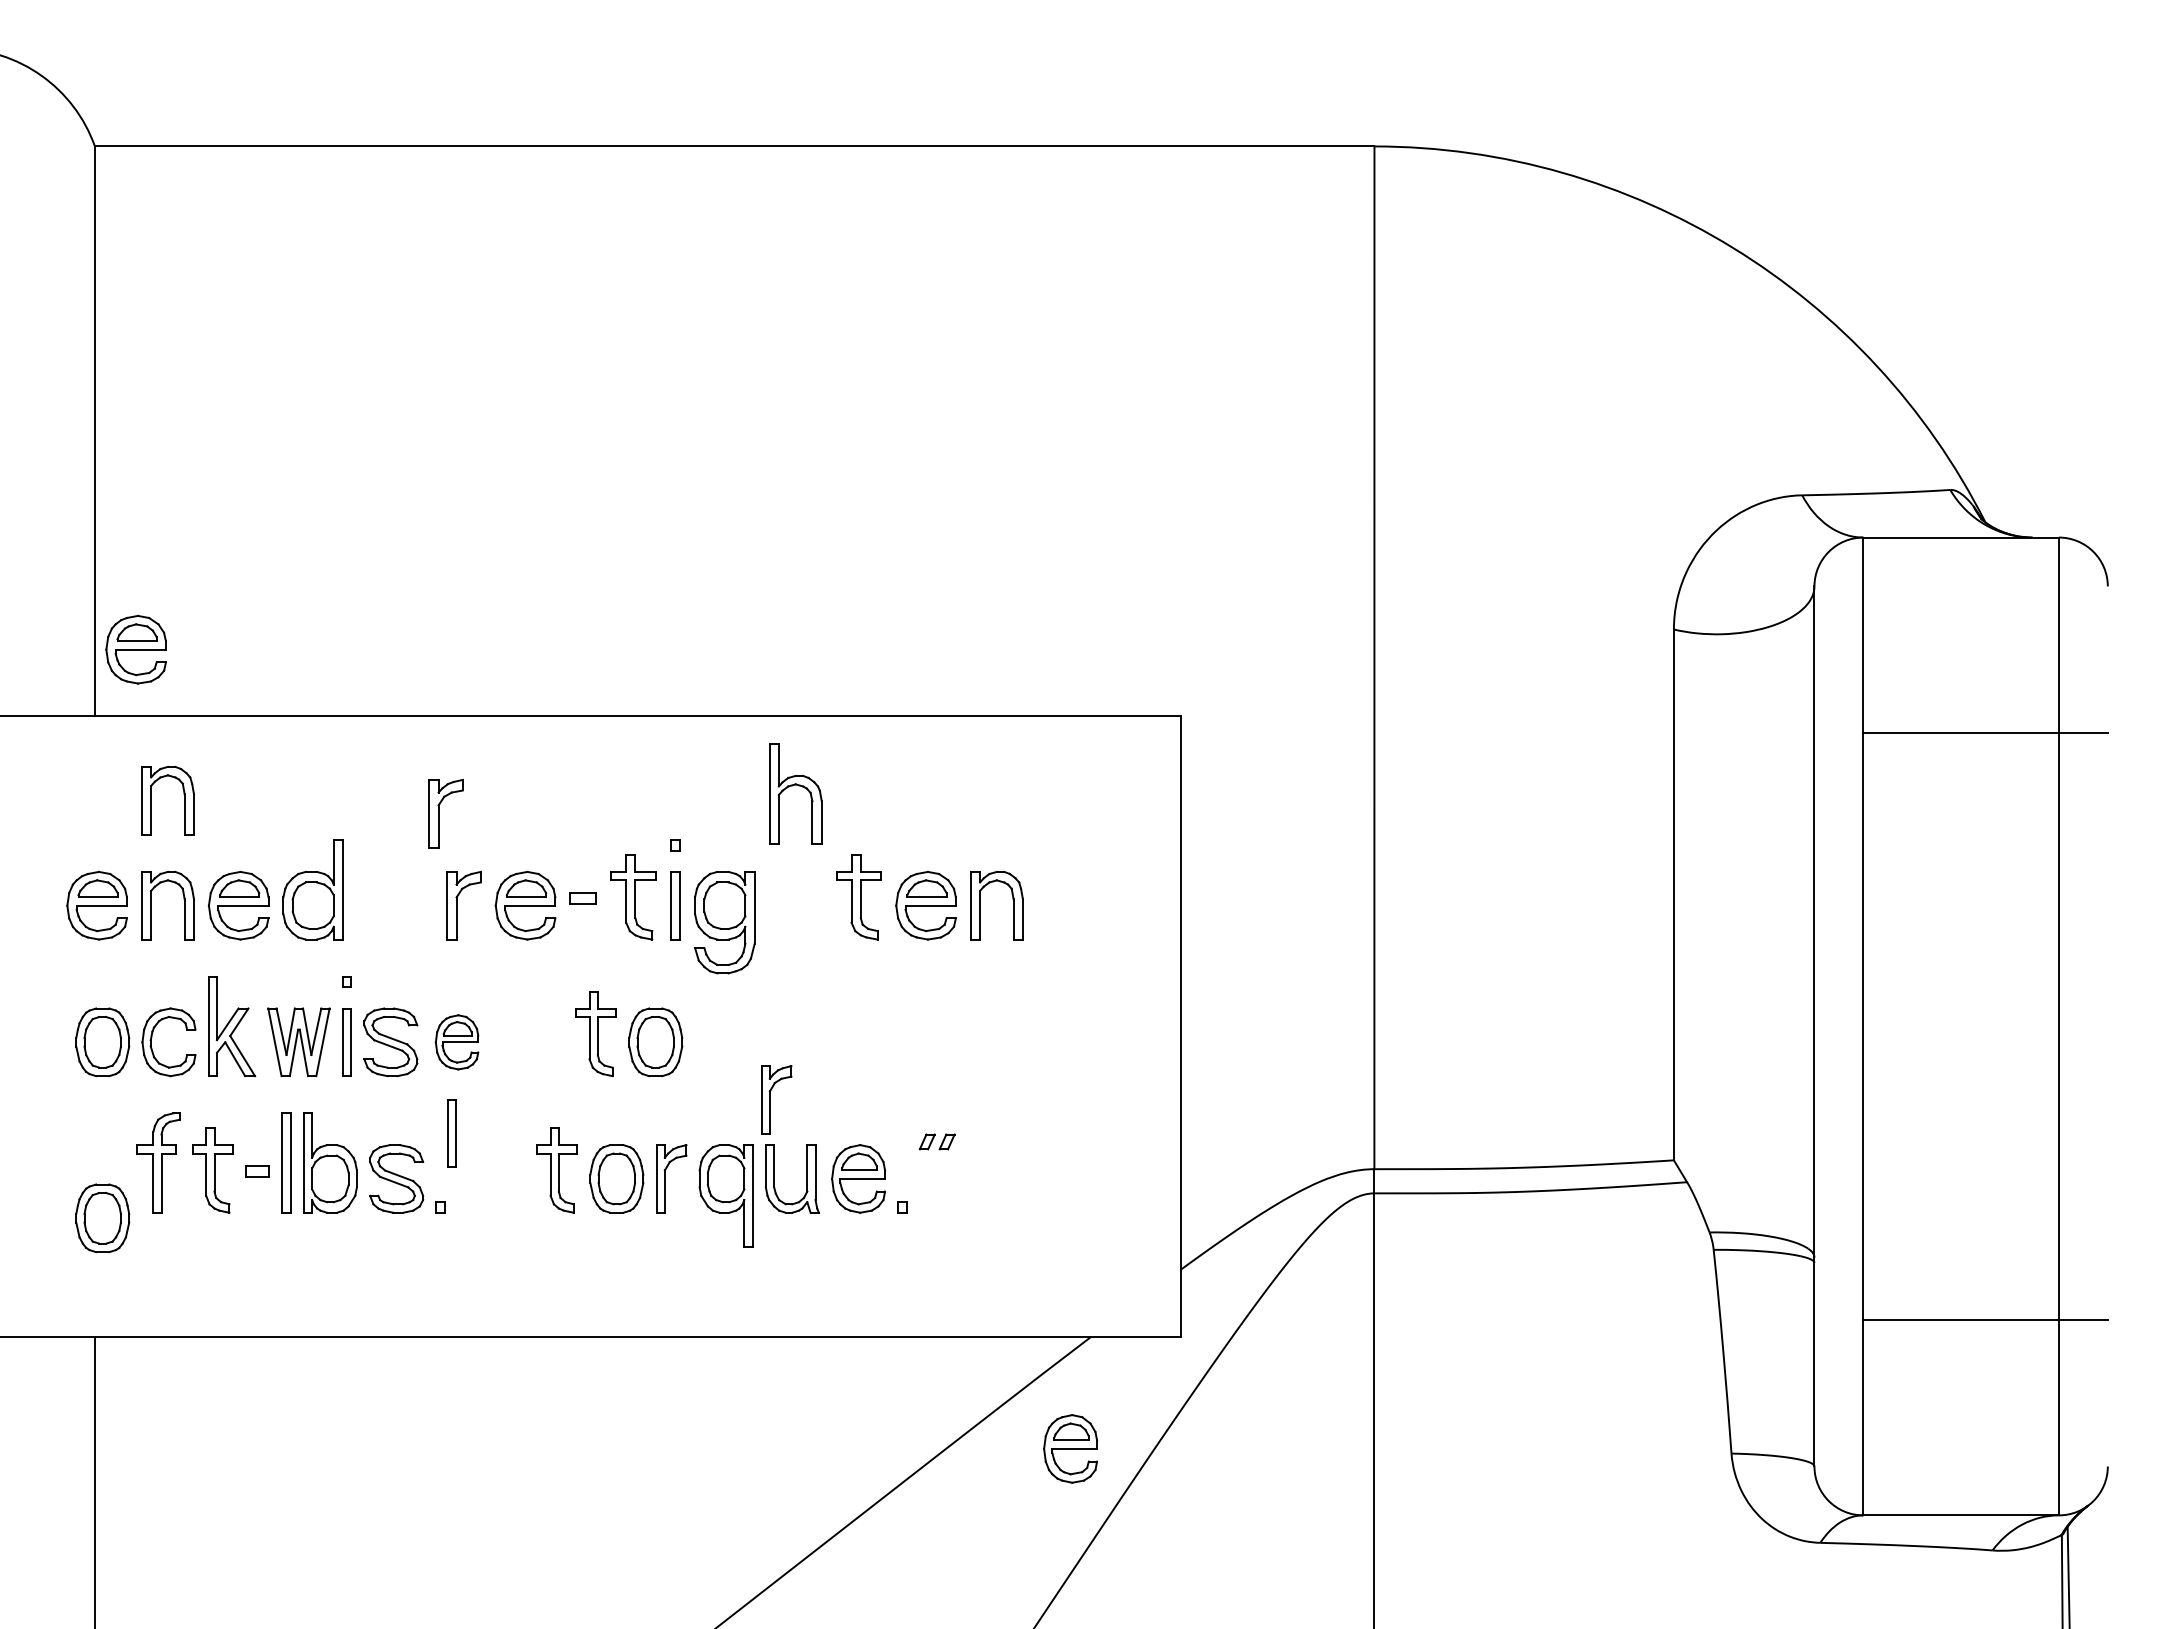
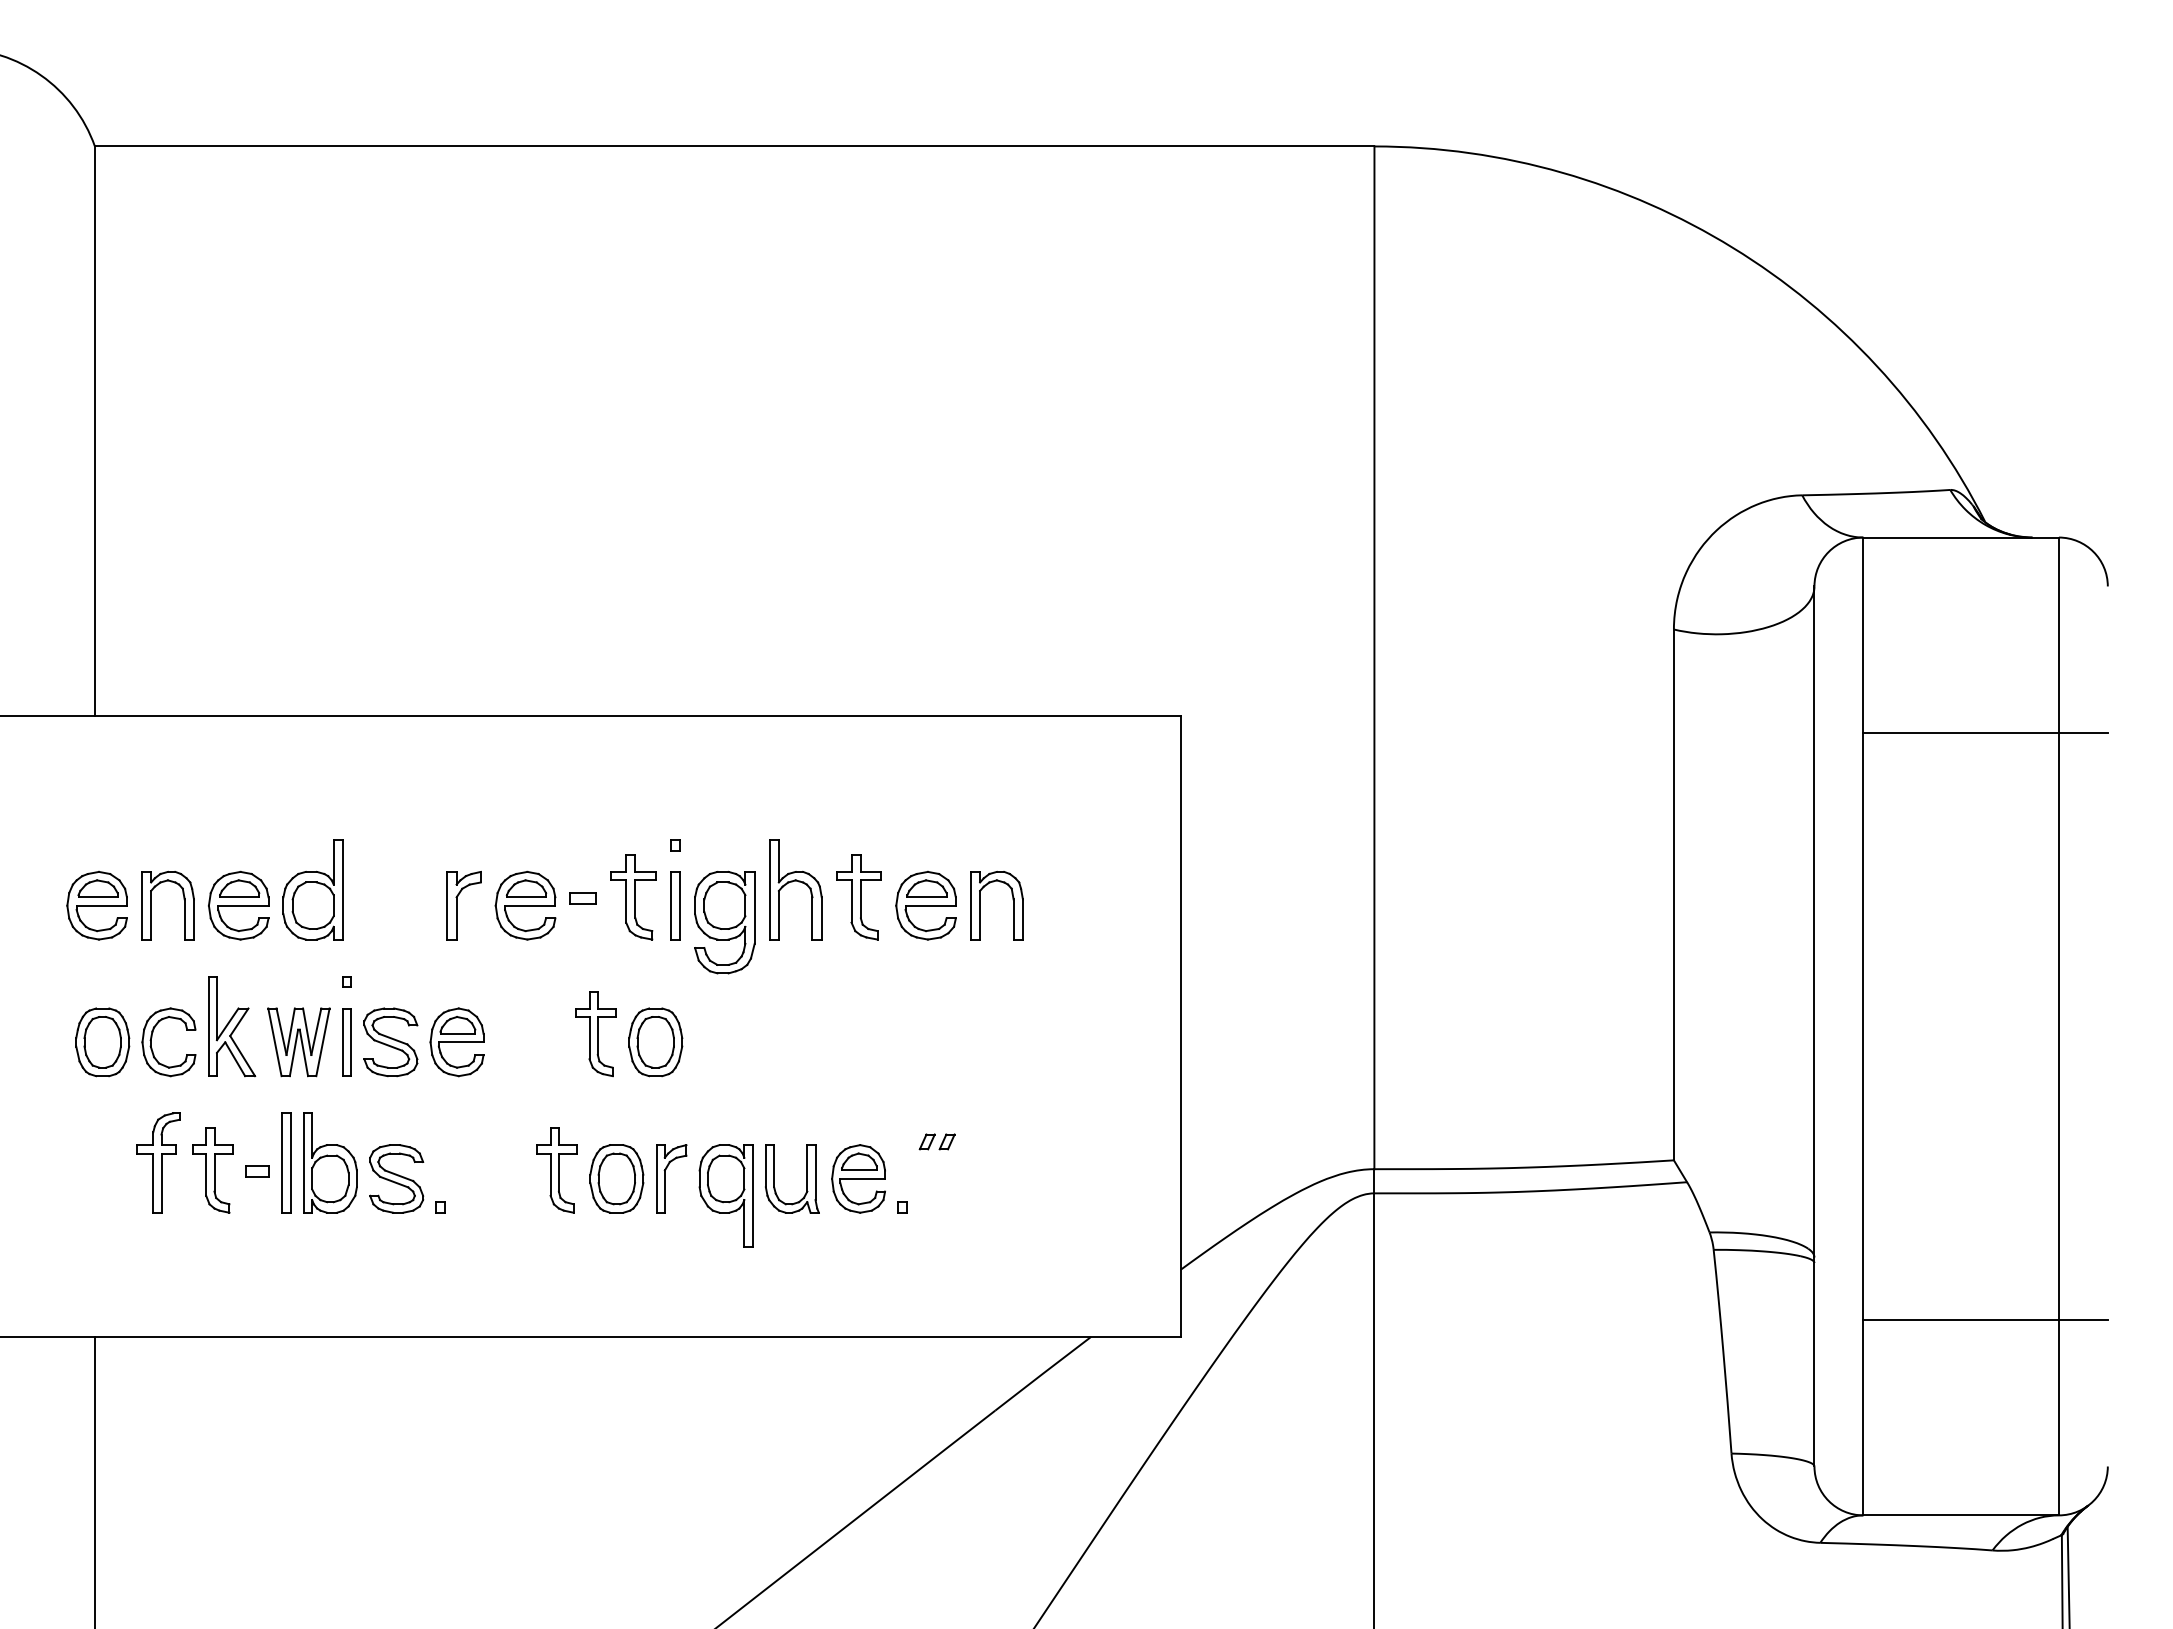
part: present -> none (135, 649)
part position: (792, 786) -> (792, 882) (792, 882)
part: present -> none (151, 800)
part: present -> none (445, 813)
part size: 46x57 px -> 56x71 px (456, 1042)
part: present -> none (776, 1099)
part: present -> none (451, 1133)
part: present -> none (102, 1218)
part: present -> none (1070, 1448)
